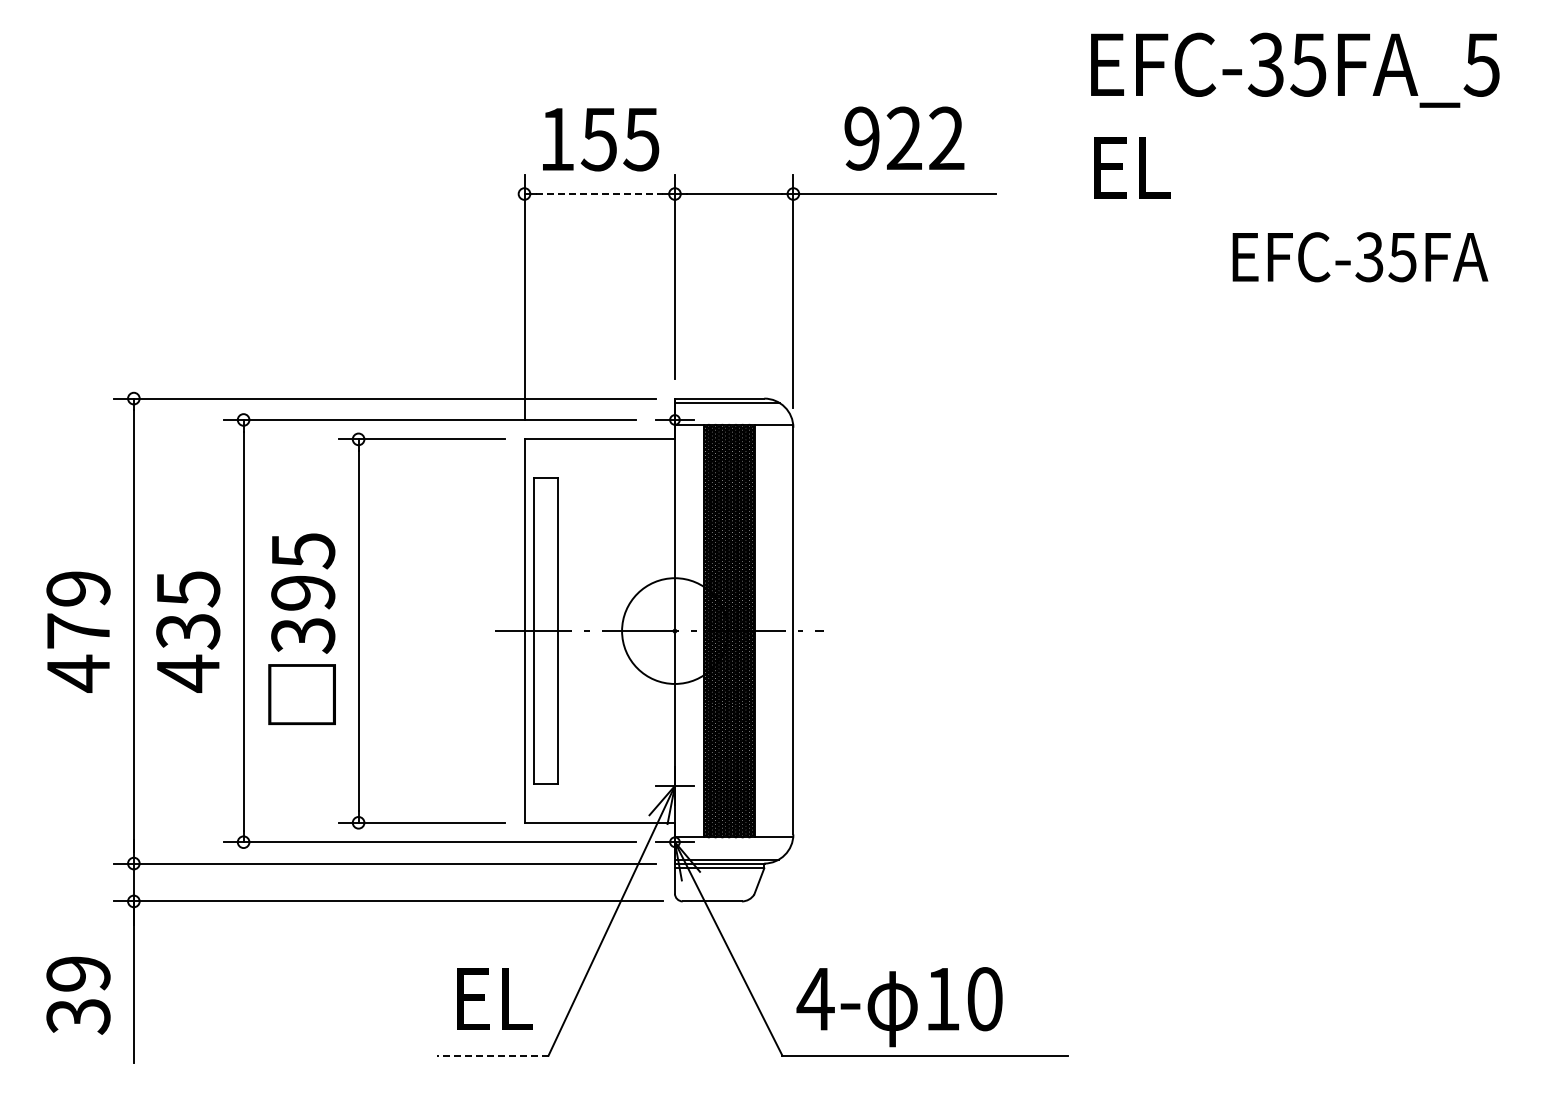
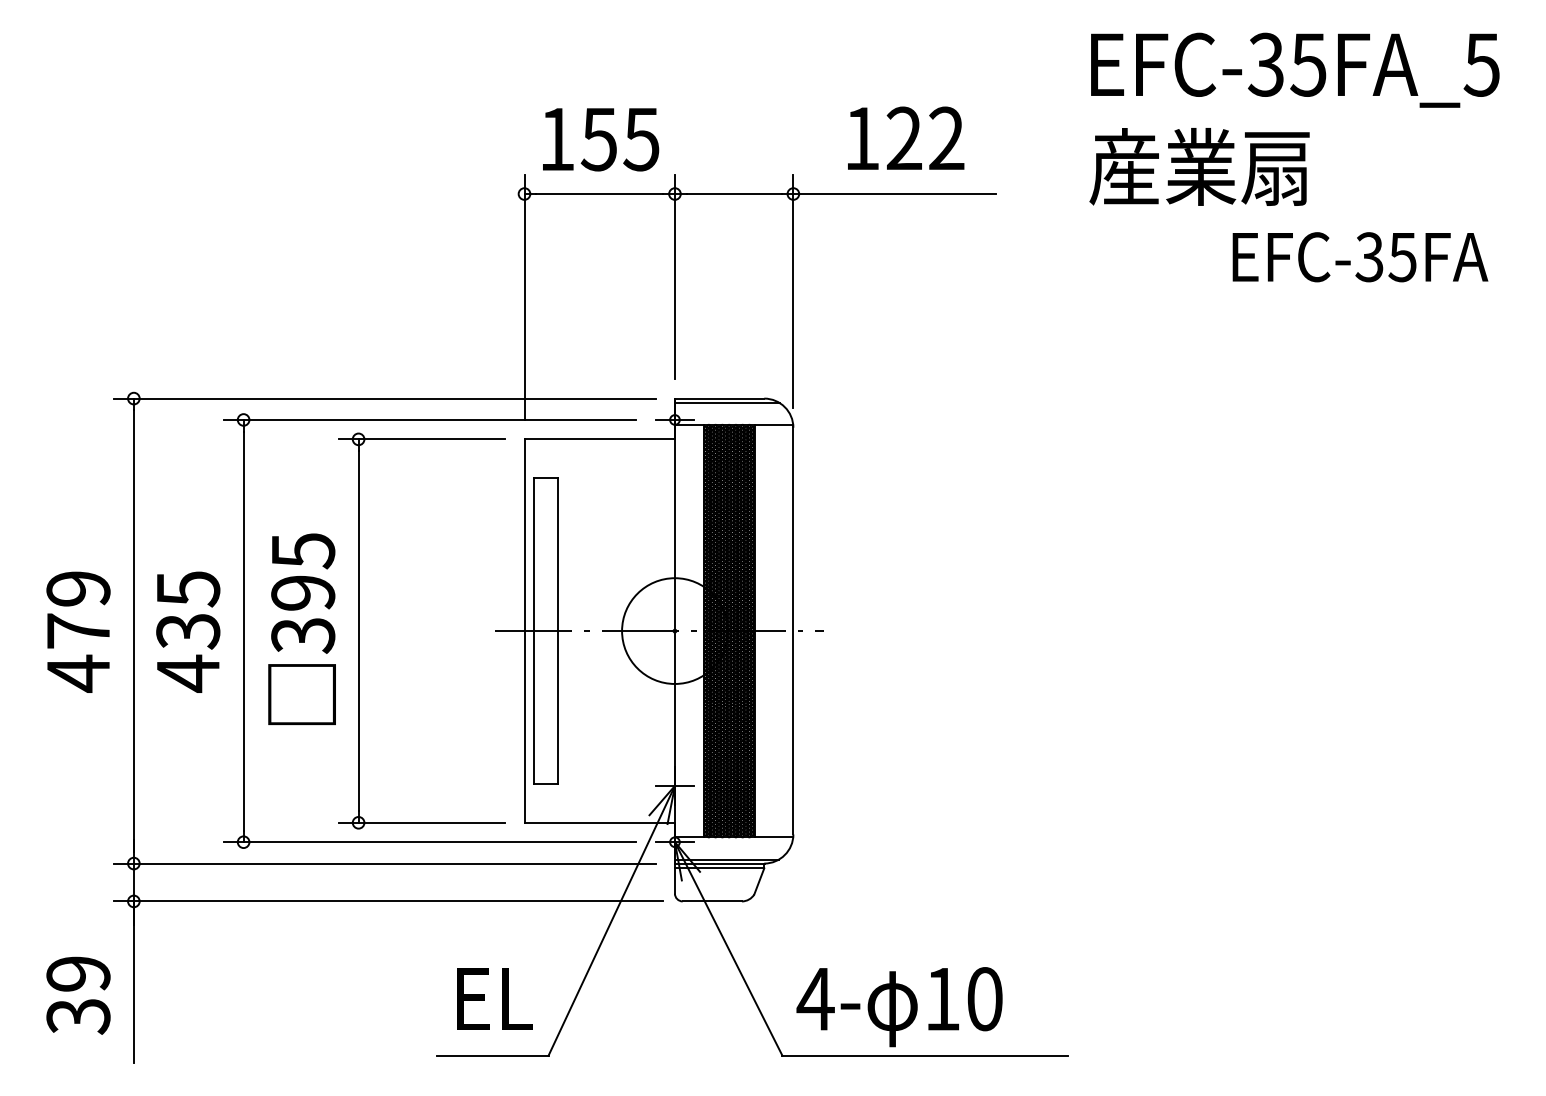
text: 922 -> 122 (861, 138)
text: EL -> 産業扇 (1199, 166)
line: dashed -> solid (599, 194)
line: dashed -> solid (492, 1055)
